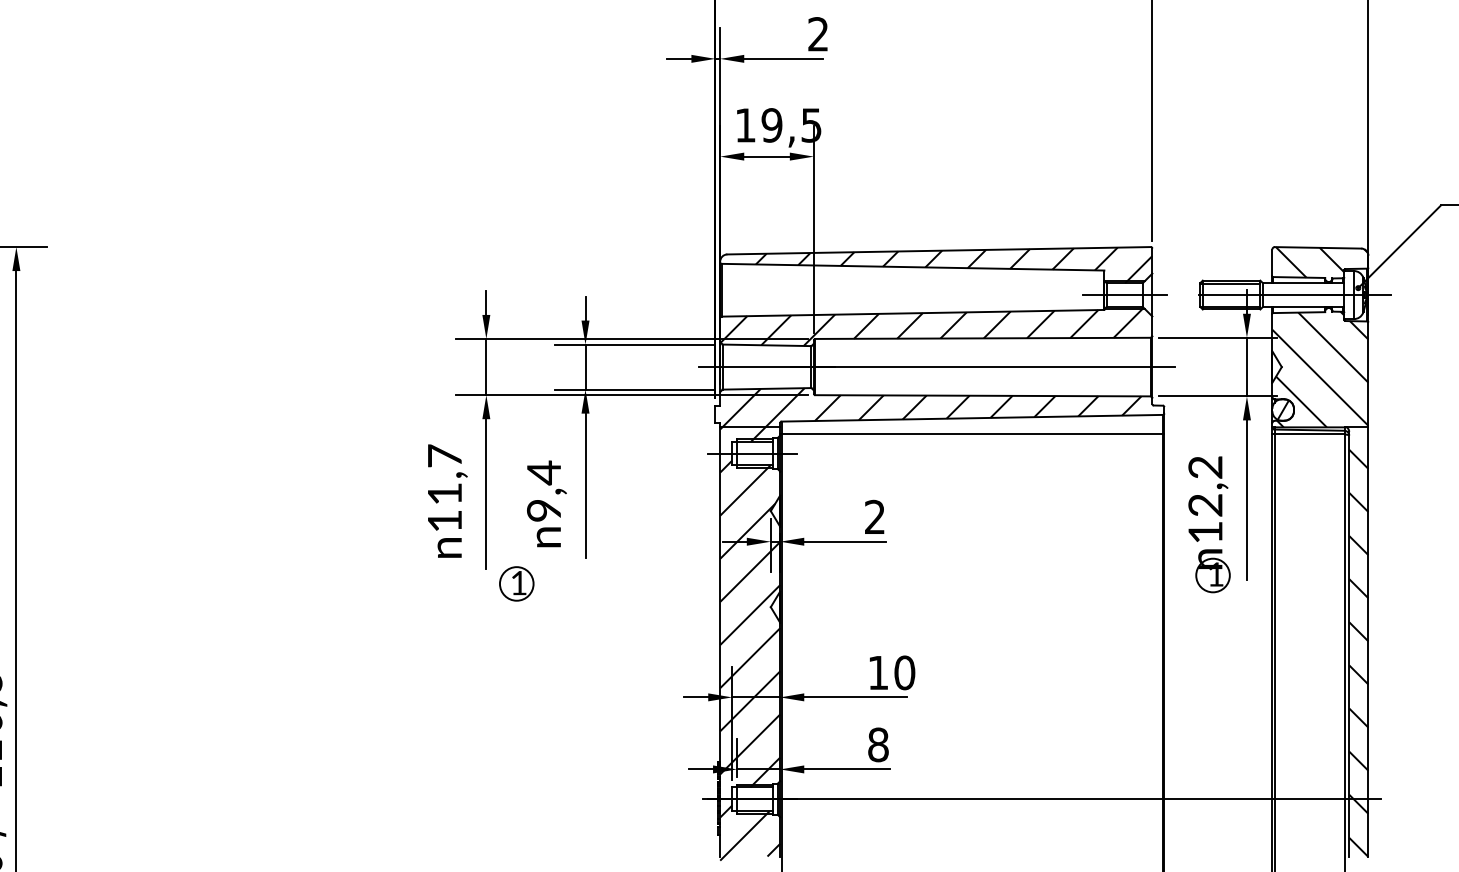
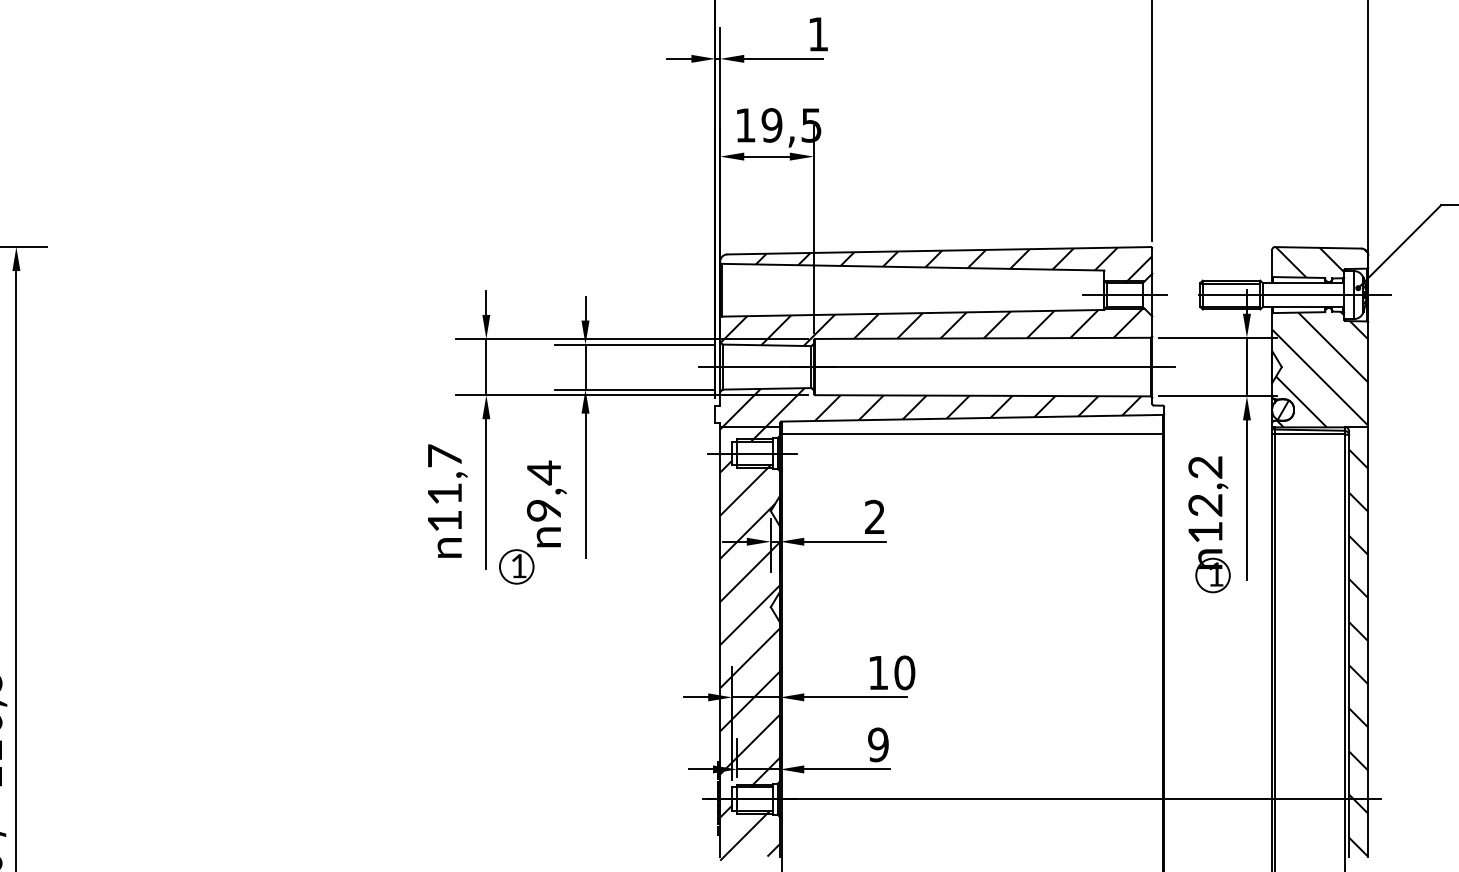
text: 2 -> 1 (817, 34)
part position: (516, 583) -> (516, 566) (516, 566)
text: 8 -> 9 (878, 744)
